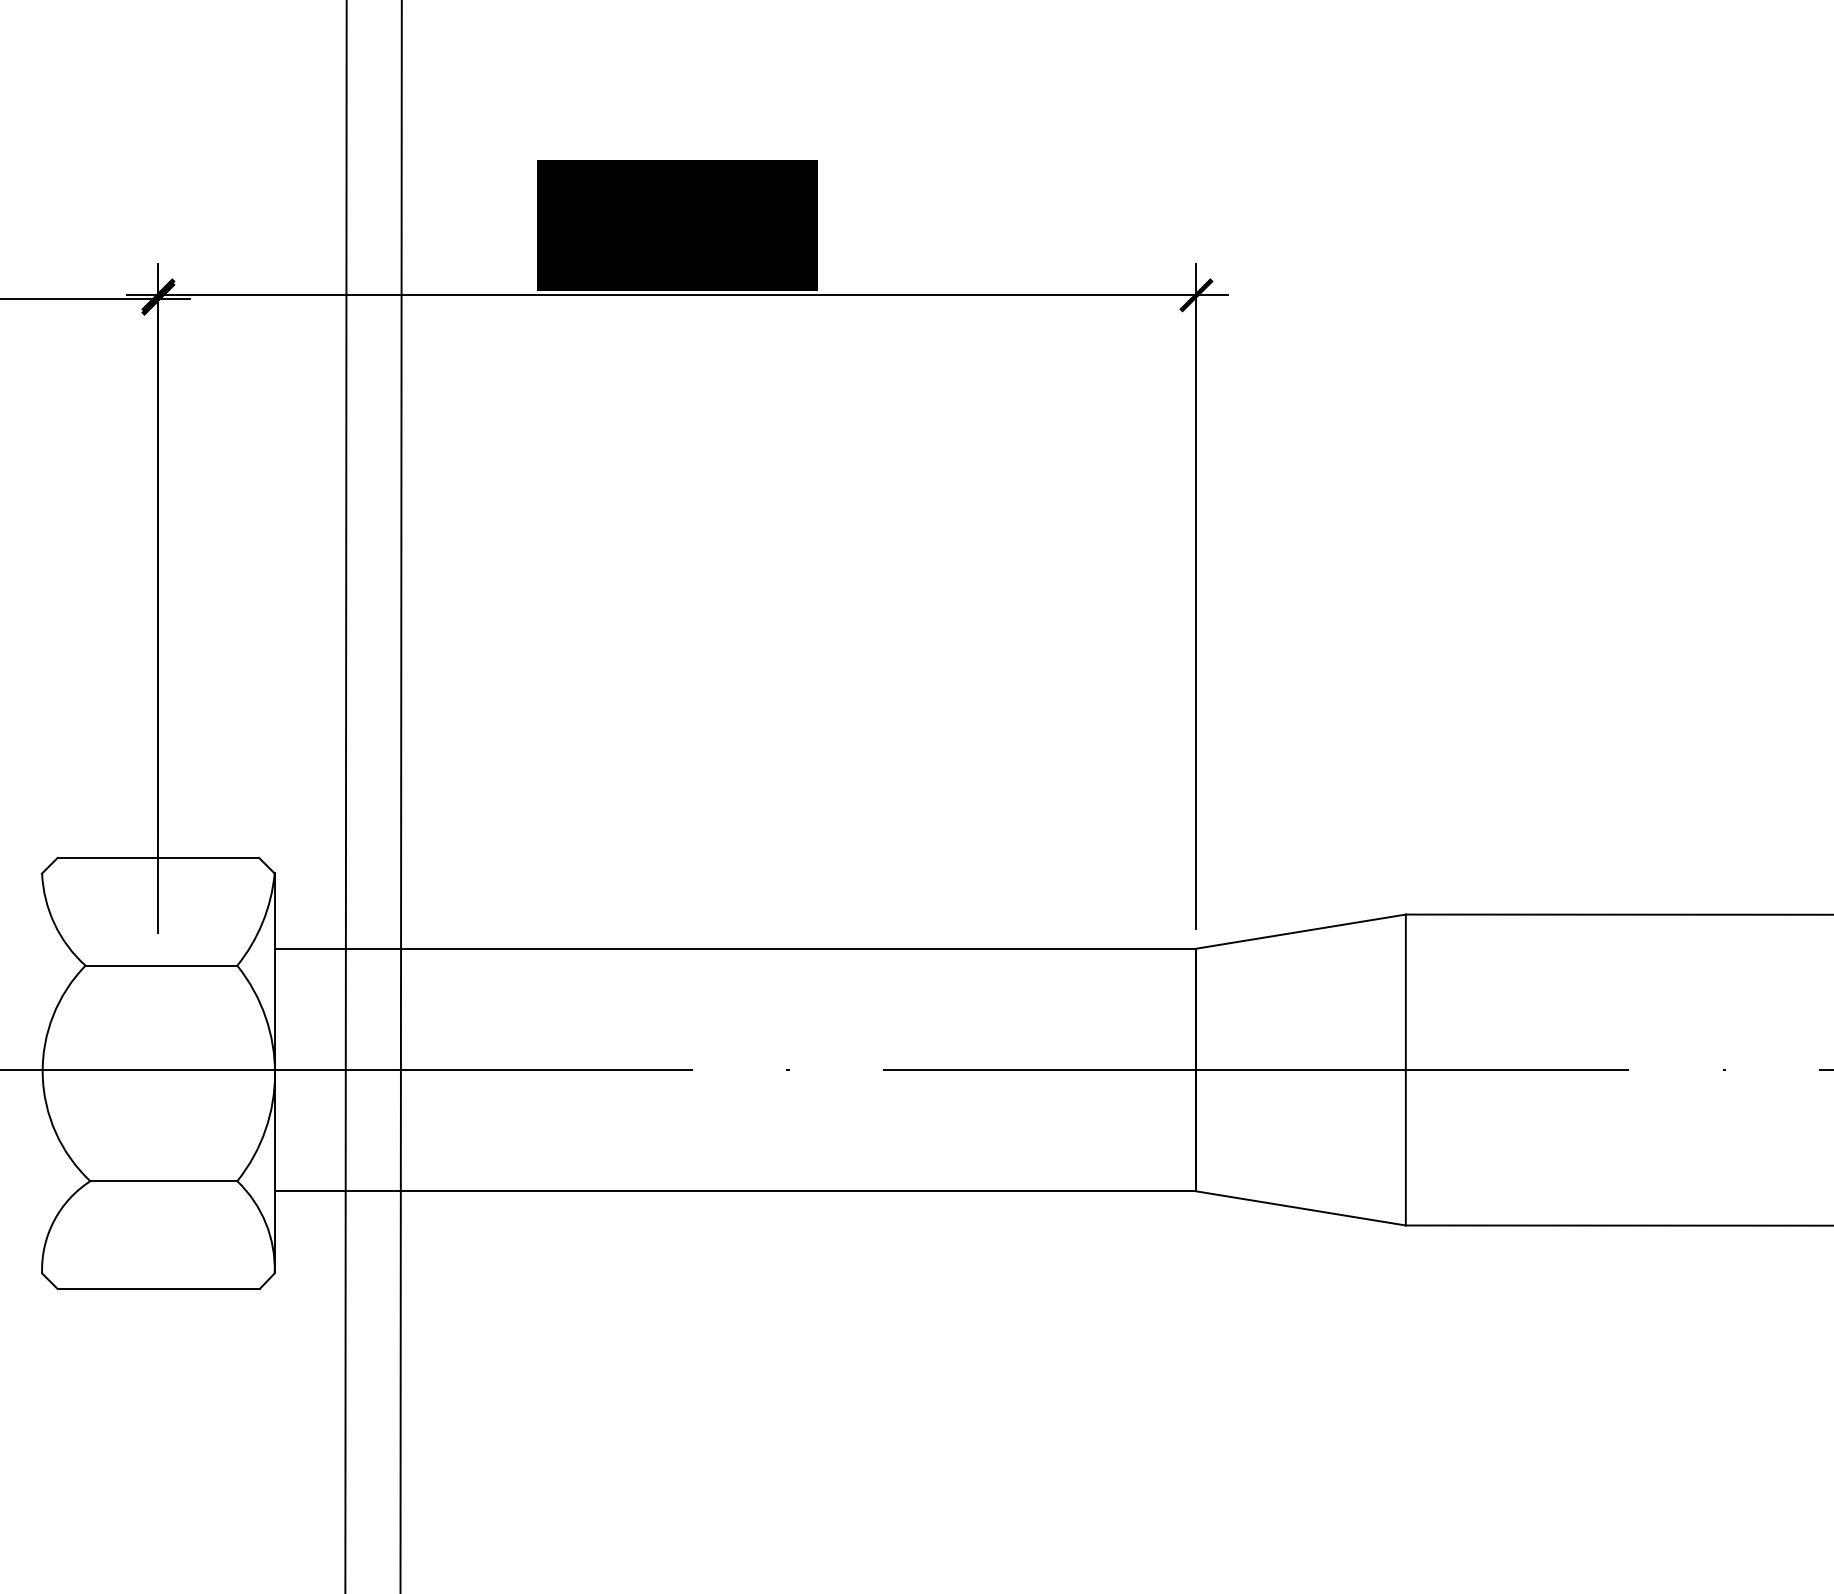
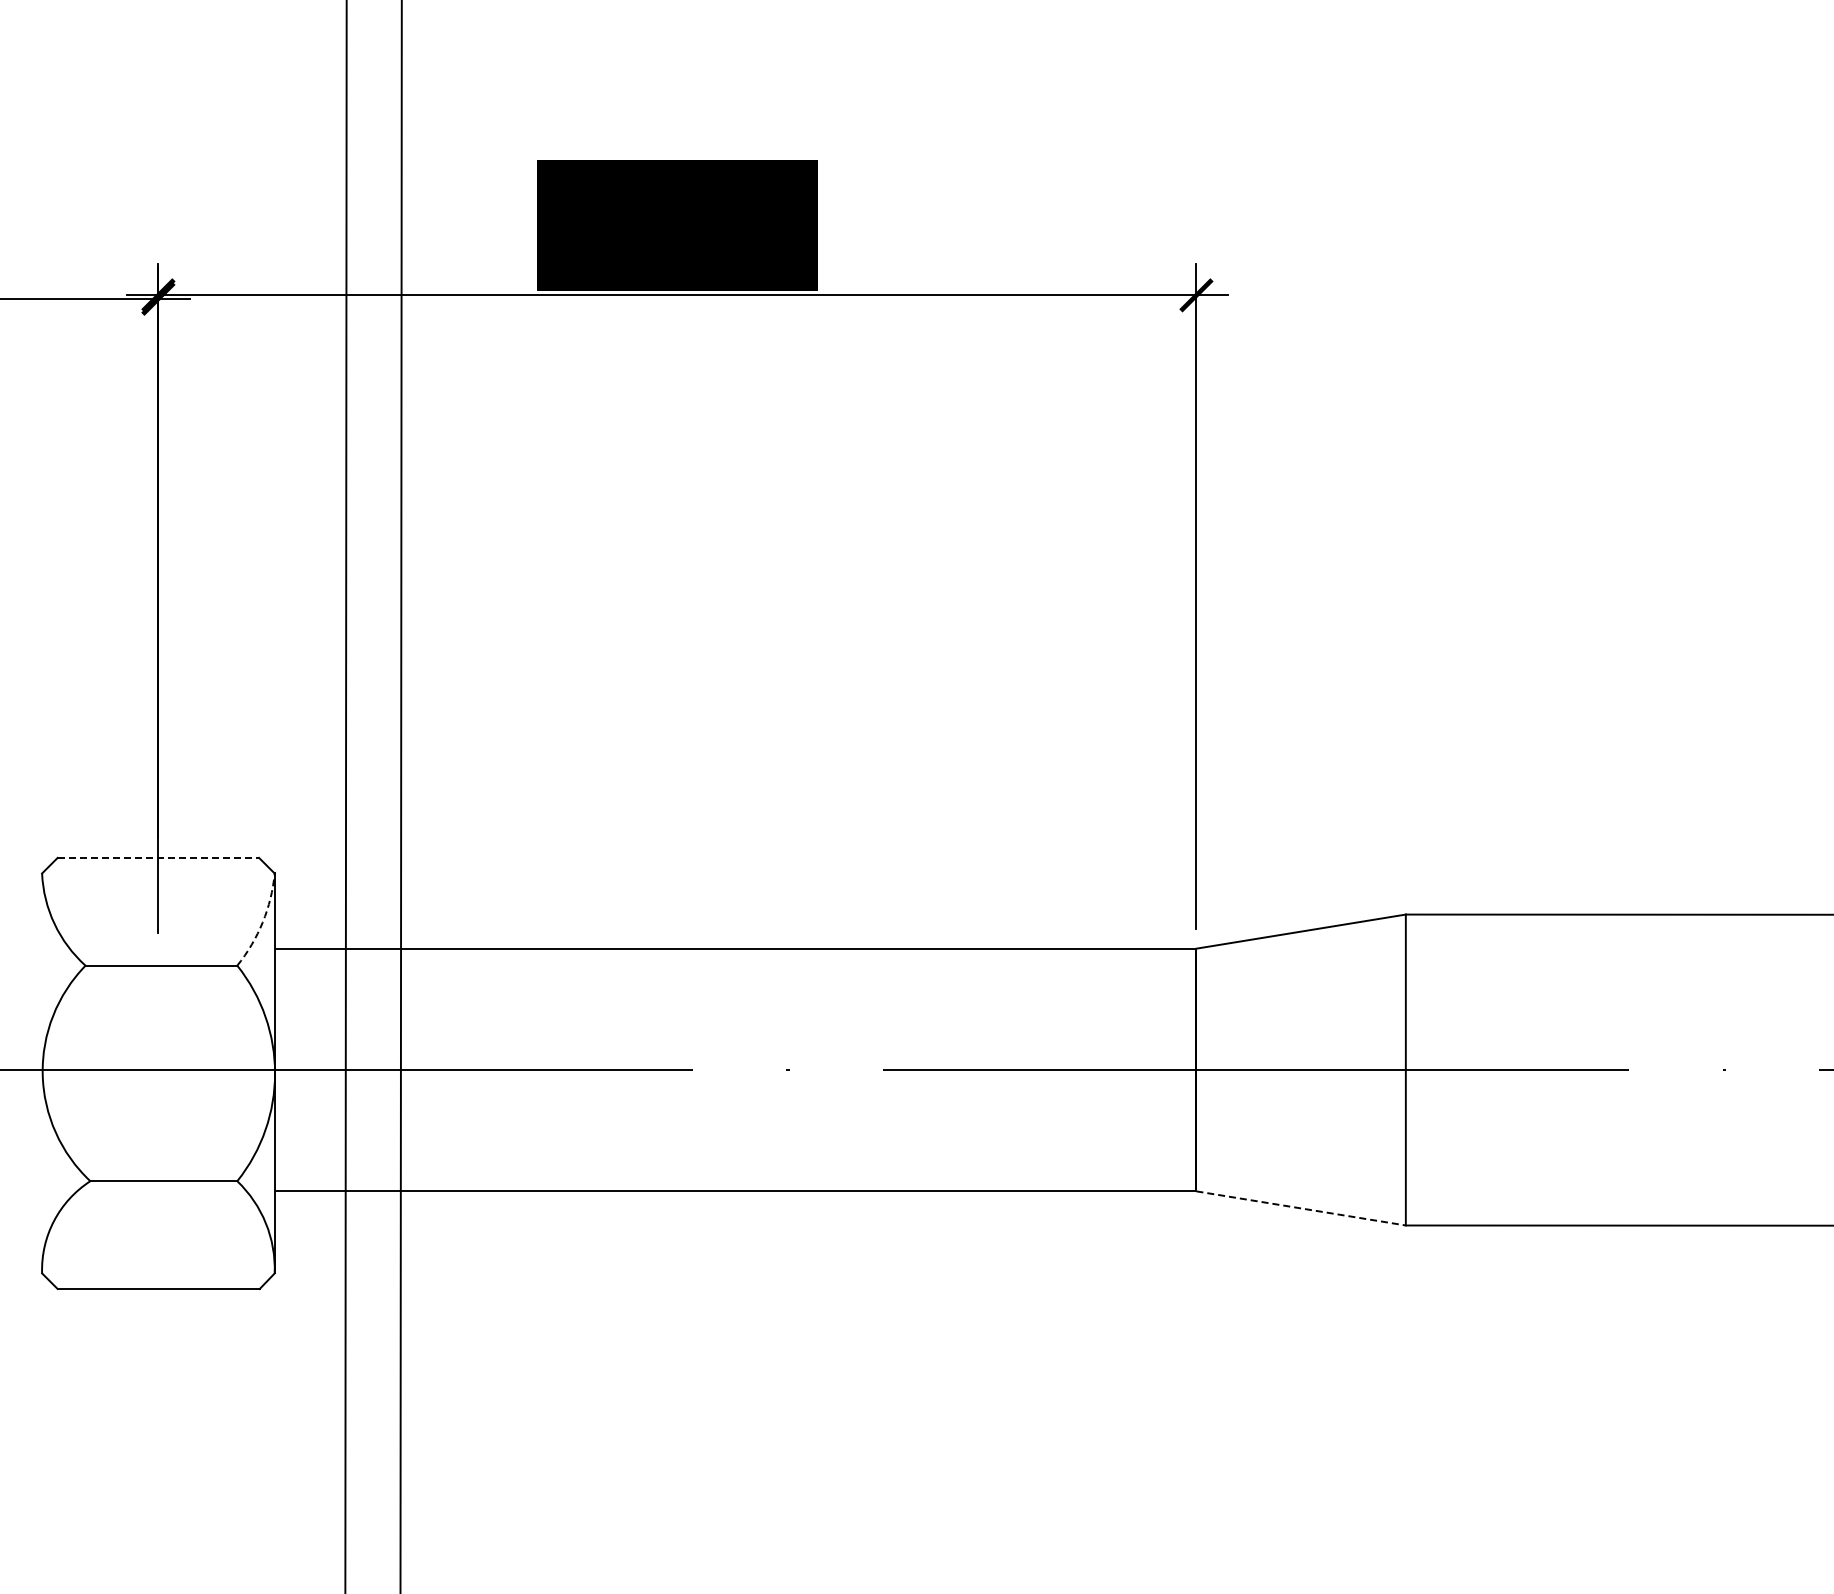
line: solid -> dashed (158, 857)
arc: solid -> dashed (262, 922)
line: solid -> dashed (1301, 1208)
